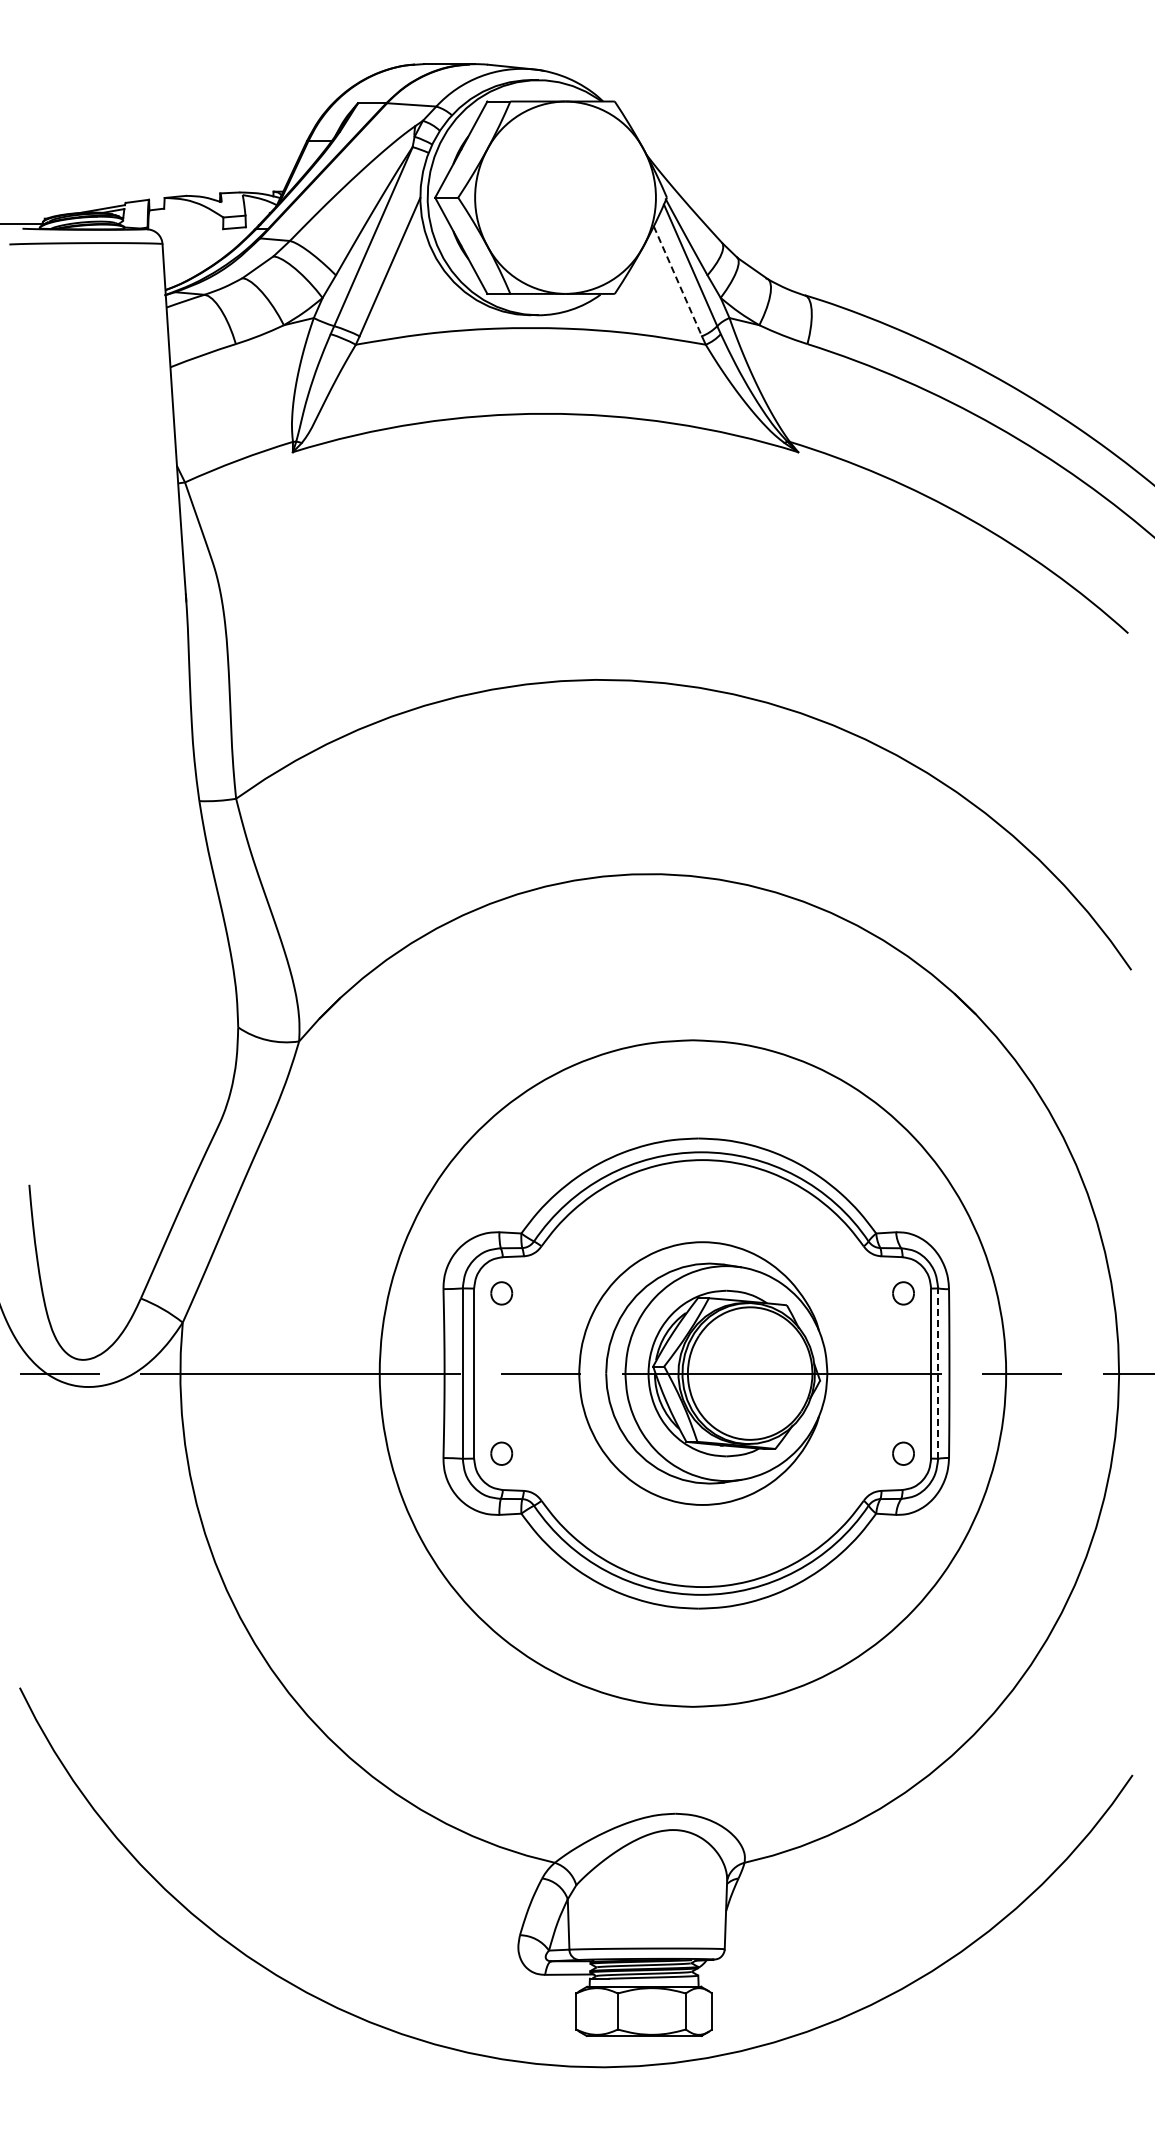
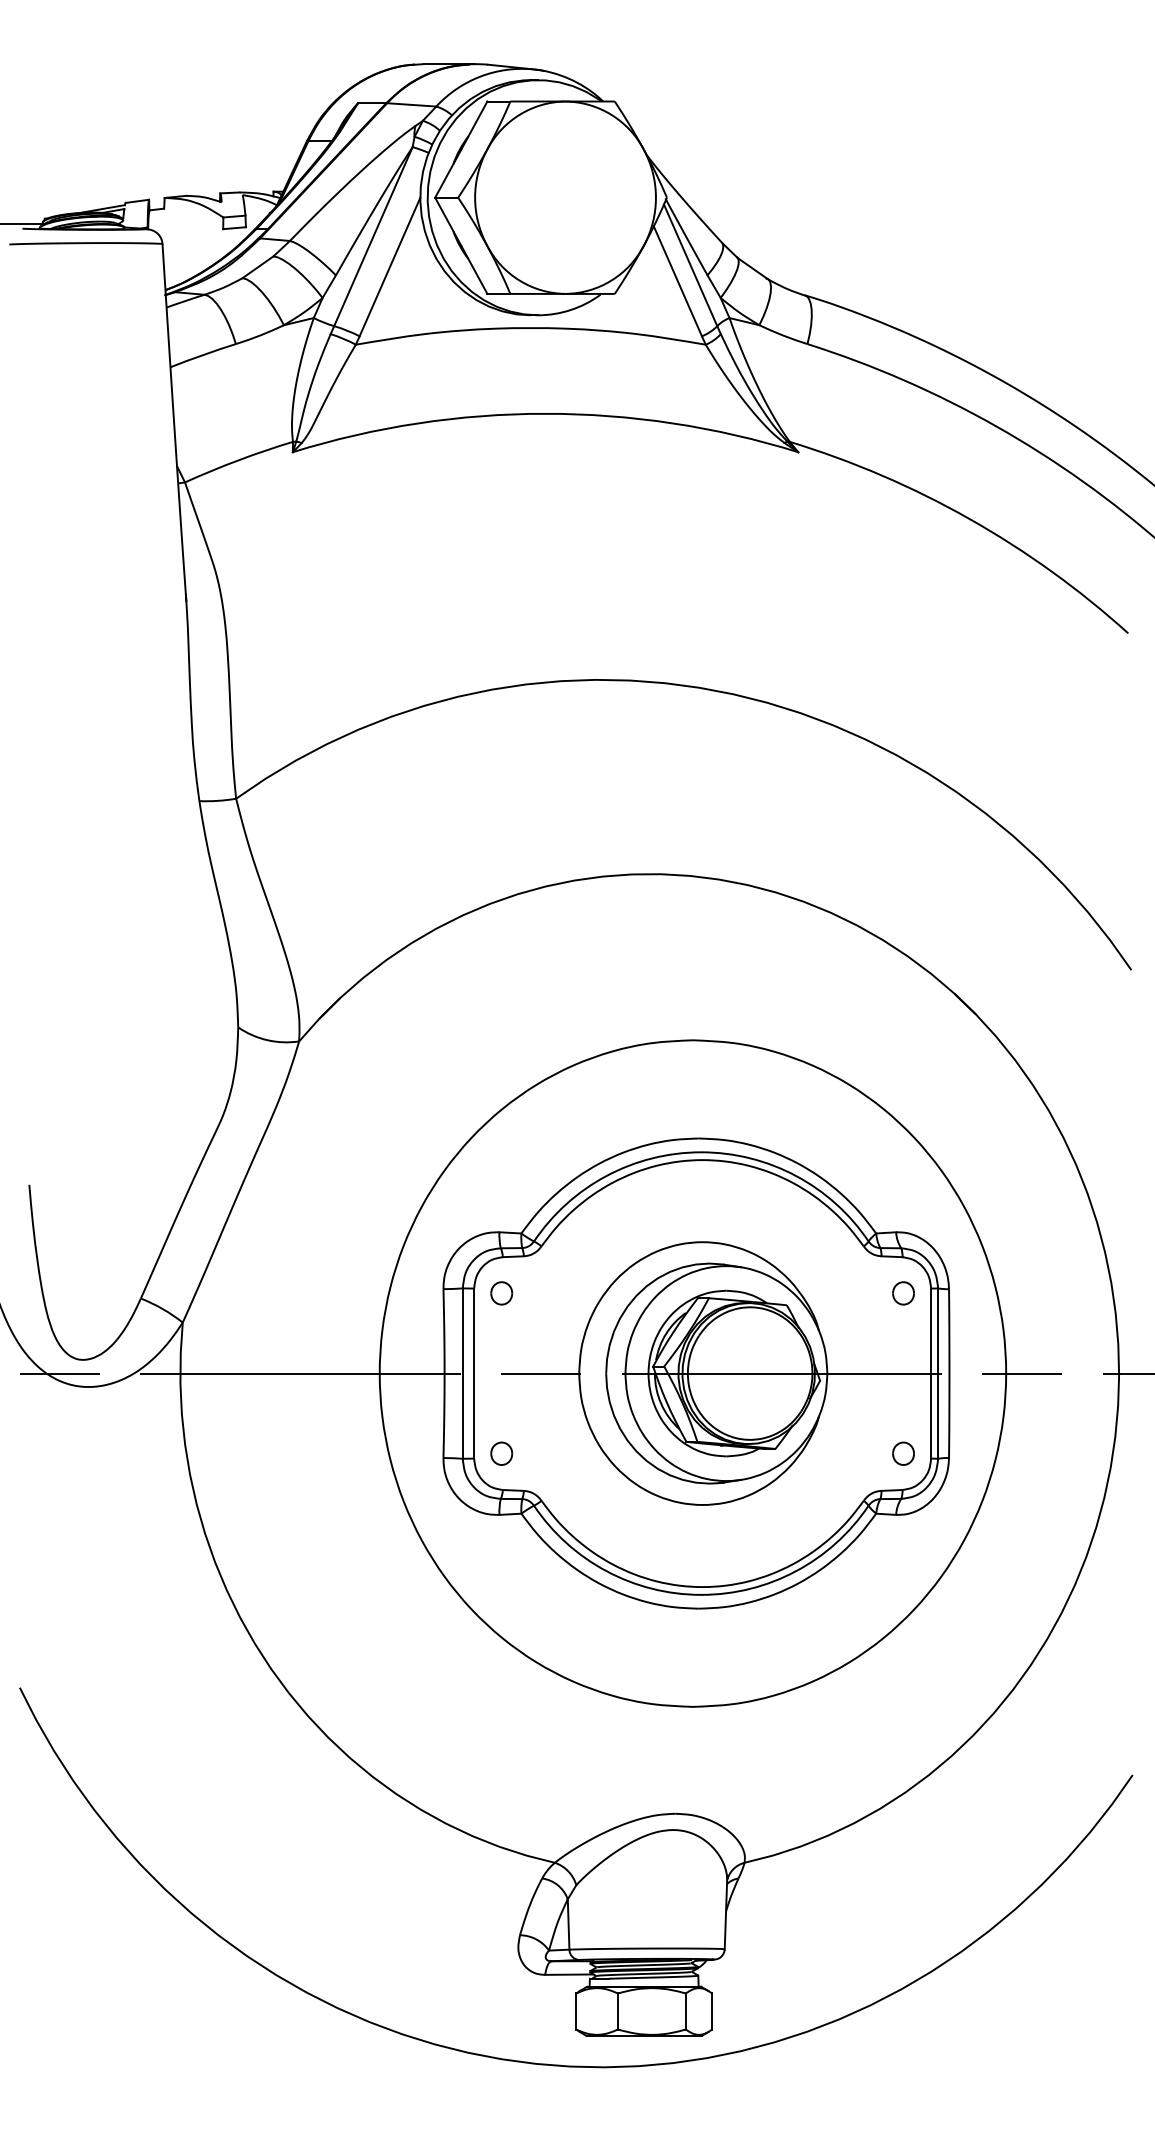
line: dashed -> solid (678, 281)
line: dashed -> solid (938, 1373)
